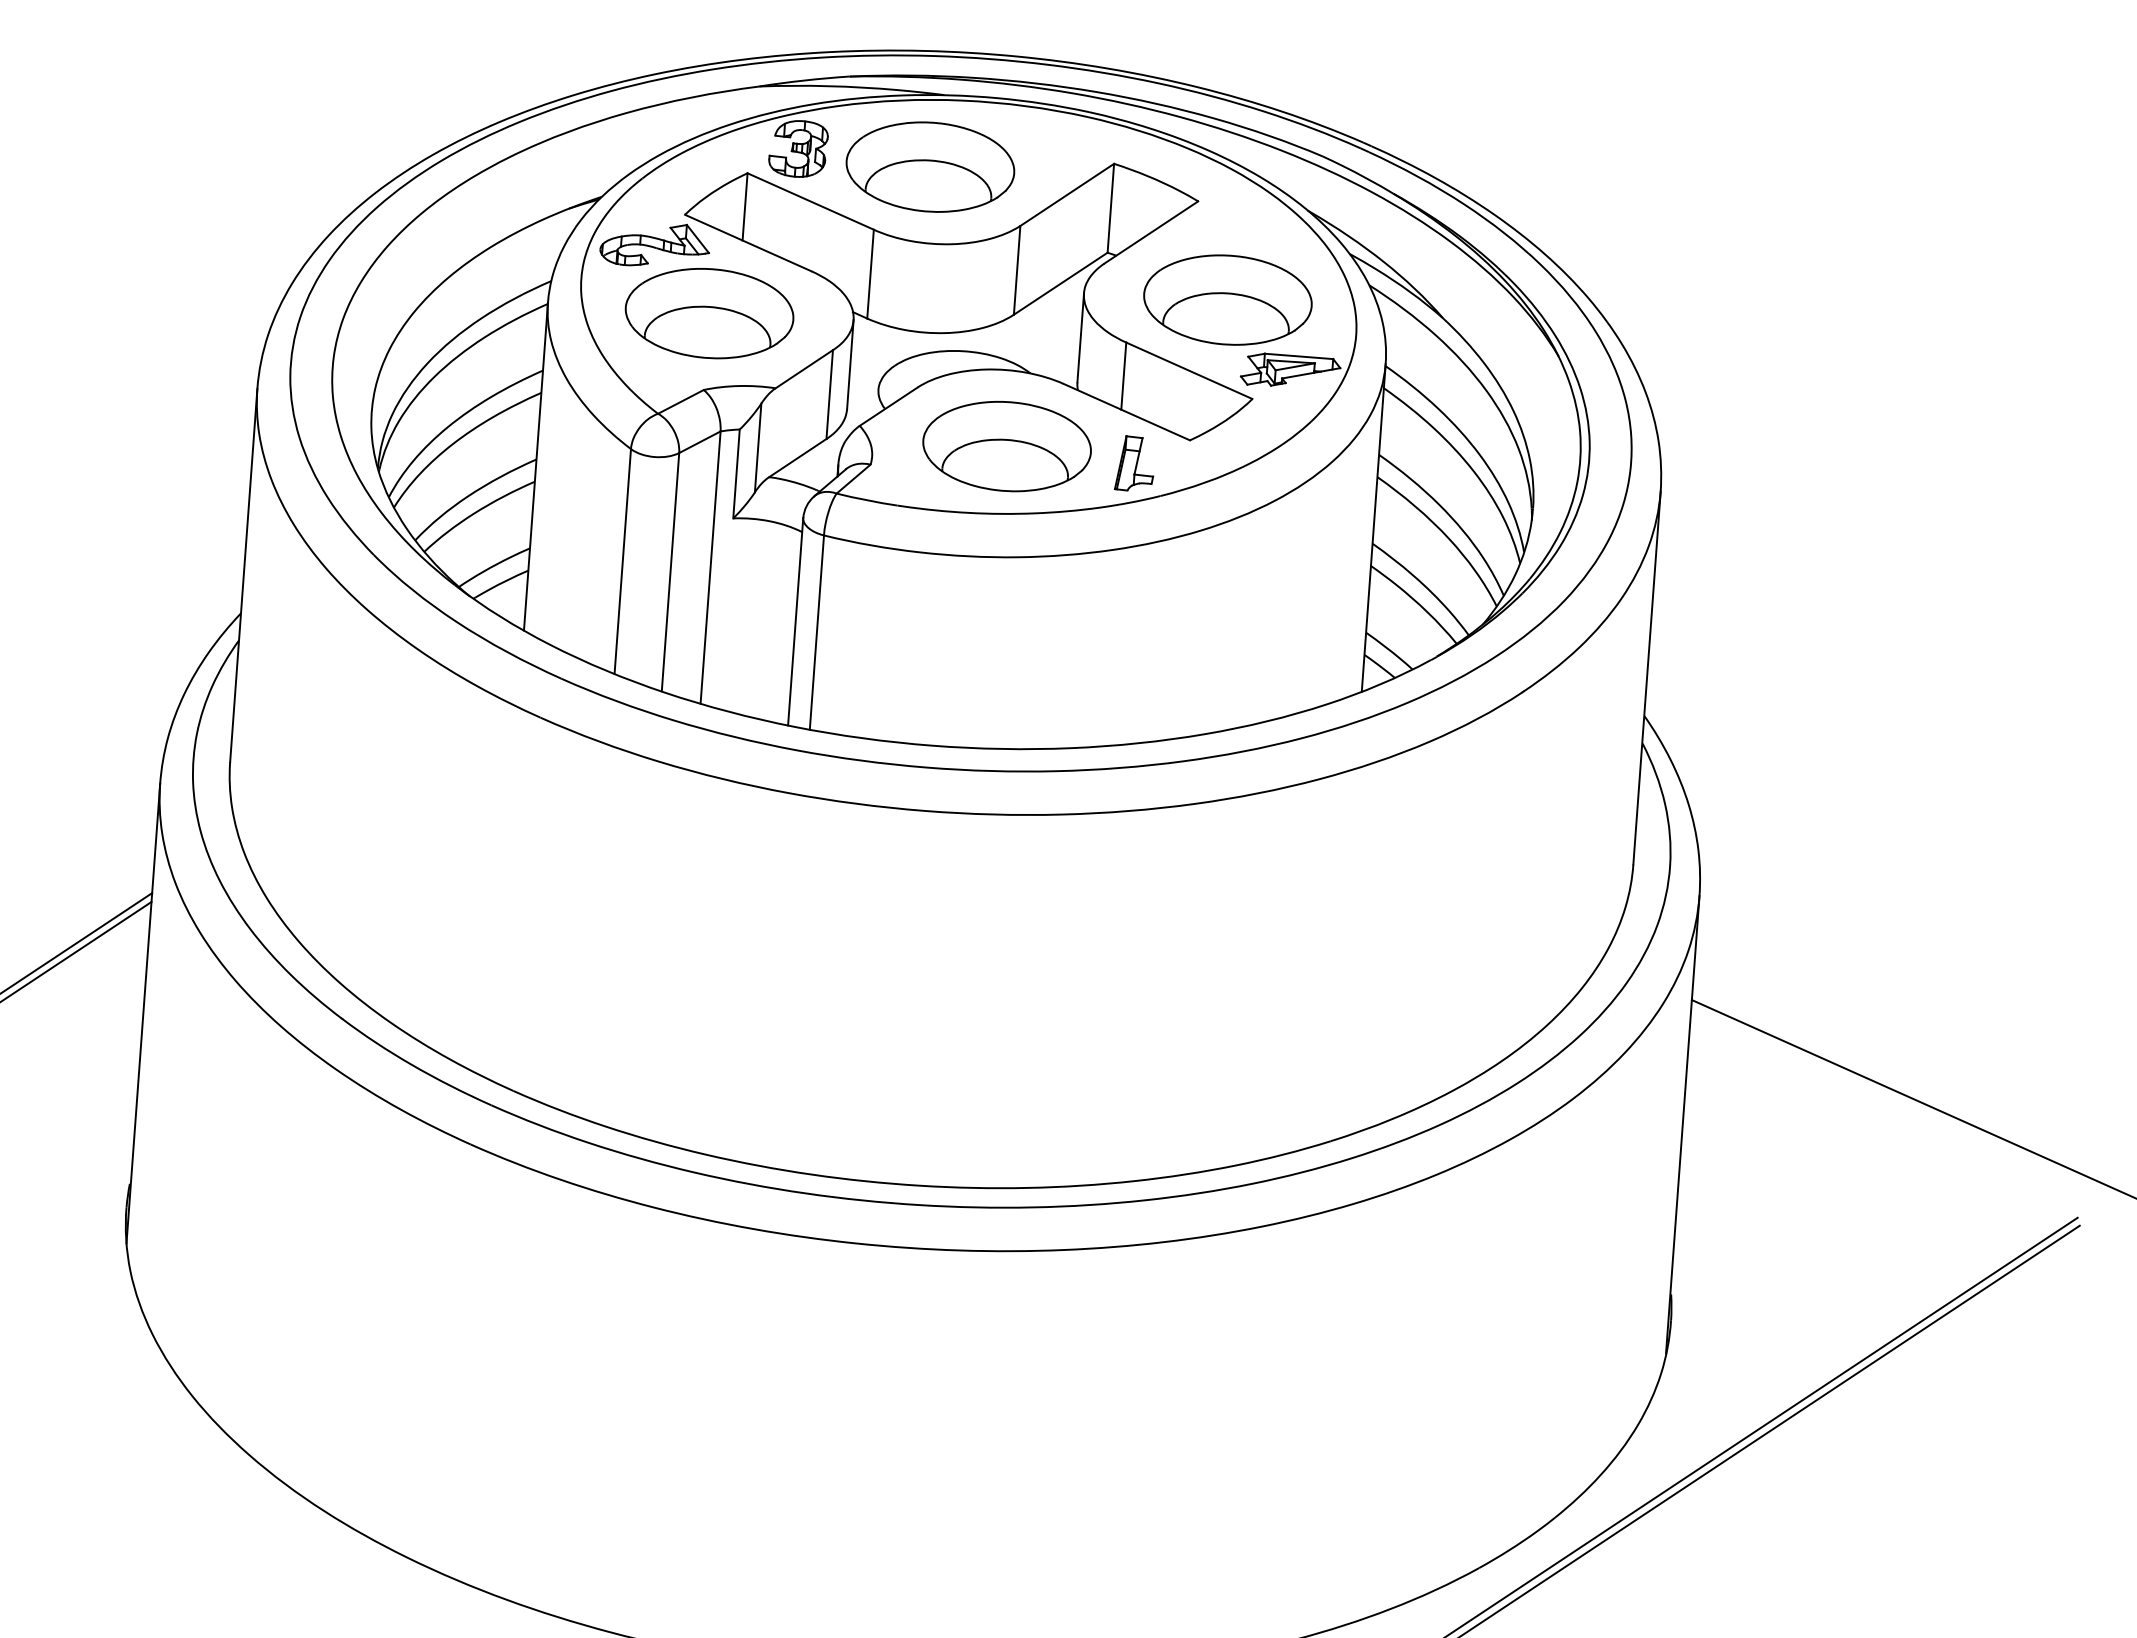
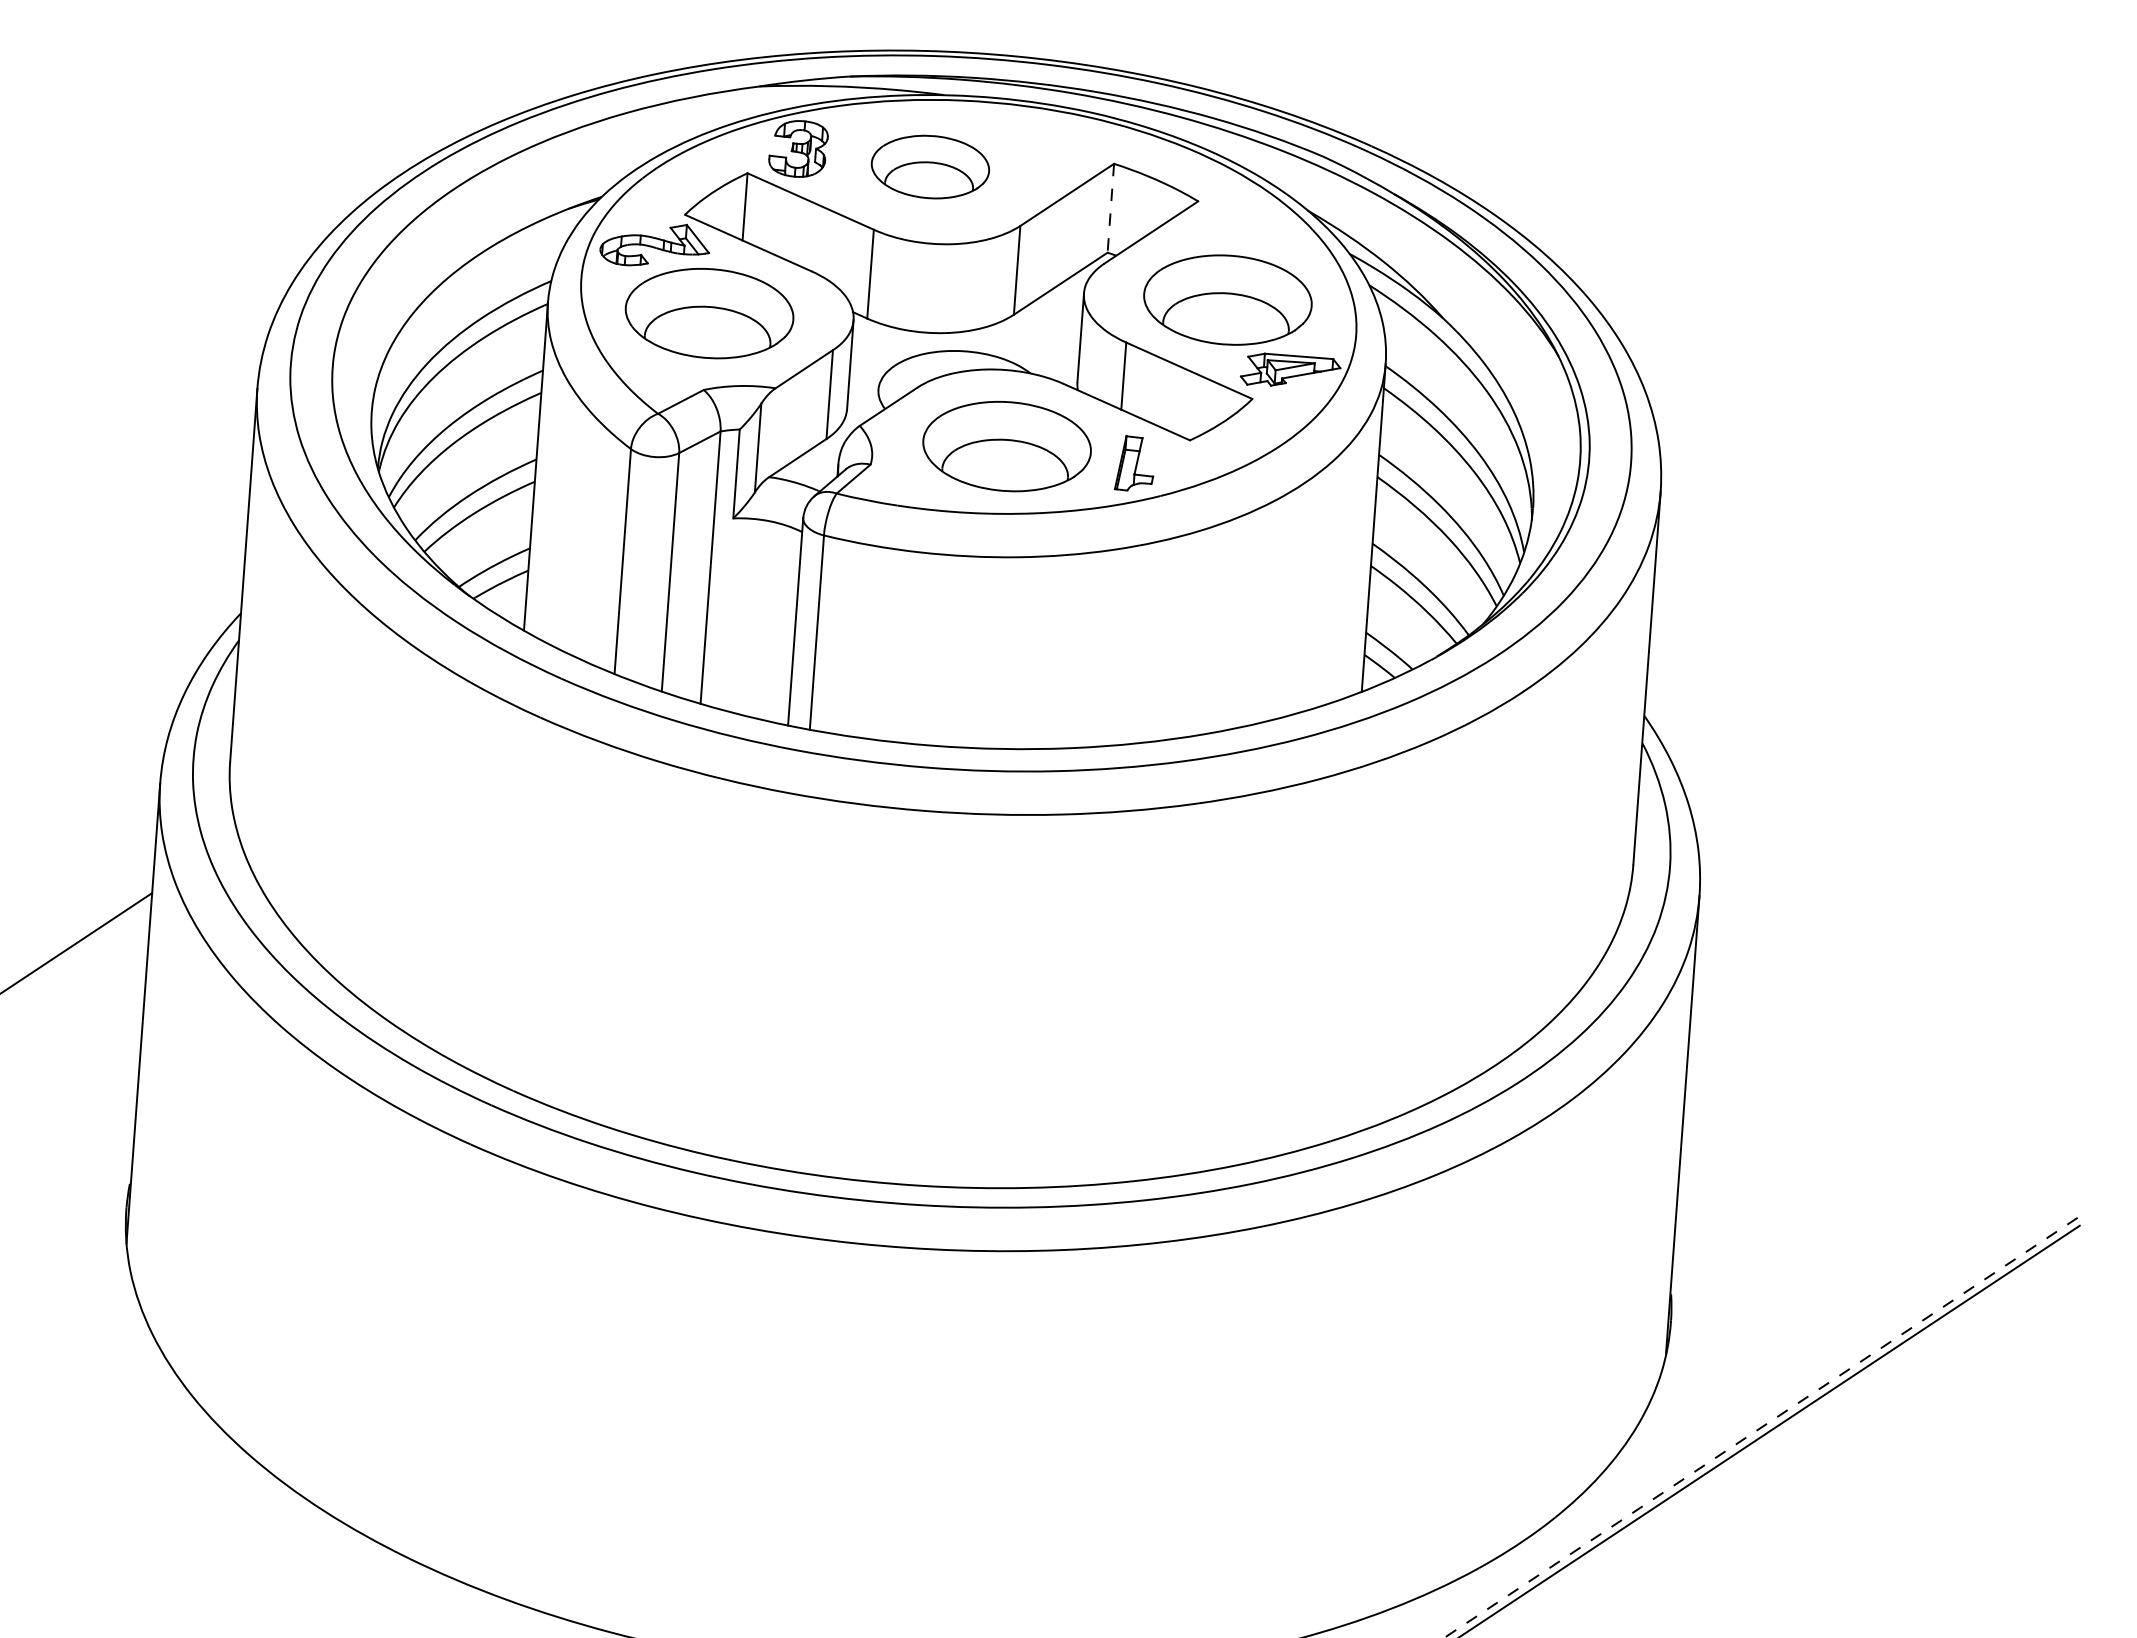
part size: 171x92 px -> 120x66 px (929, 166)
line: solid -> dashed (1110, 208)
line: present -> none (76, 950)
line: present -> none (1912, 1098)
line: solid -> dashed (1761, 1427)
